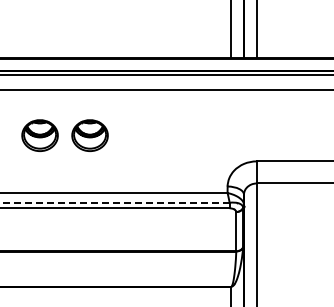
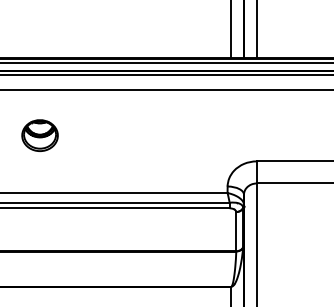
line: none -> present (166, 62)
part: present -> none (89, 135)
line: dashed -> solid (114, 202)
